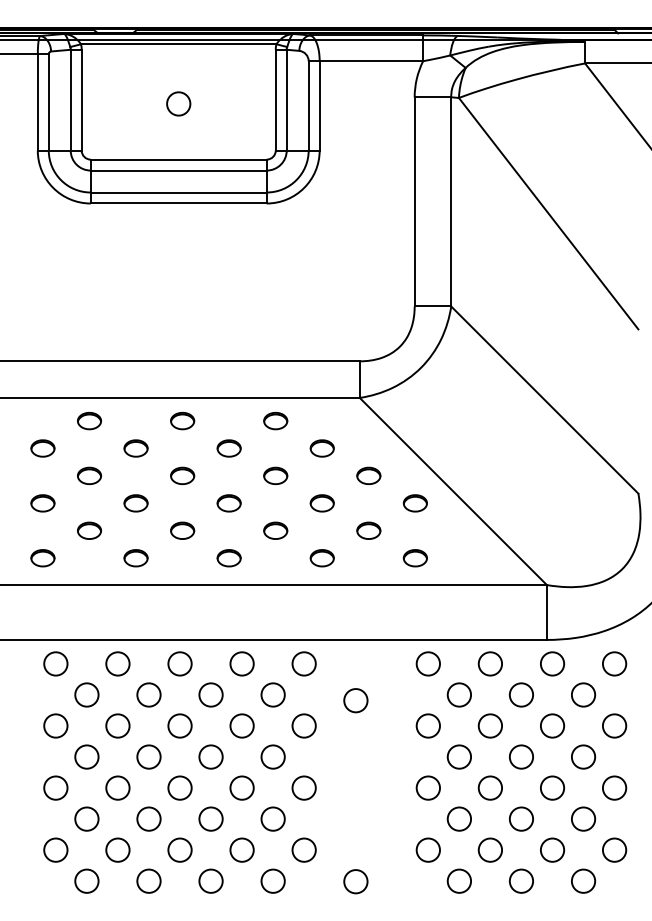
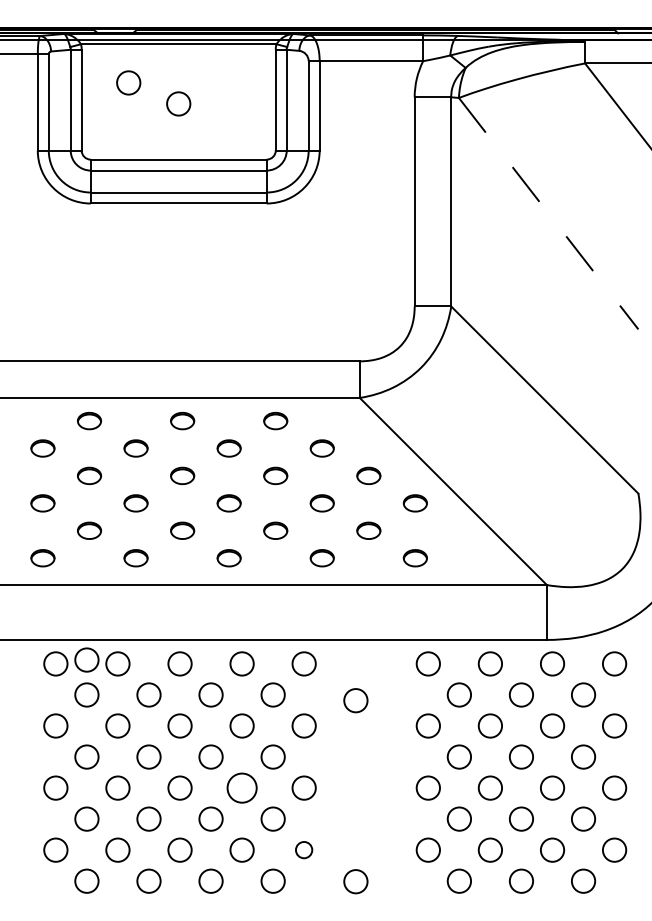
circle: none -> present (128, 82)
line: solid -> dashed (548, 214)
circle: none -> present (86, 659)
circle size: 26x26 px -> 32x32 px (241, 787)
circle size: 26x26 px -> 19x19 px (304, 850)
